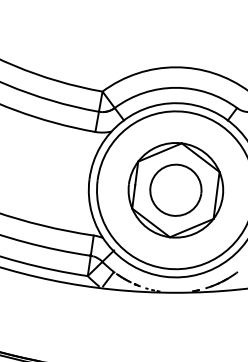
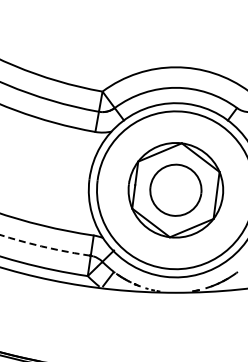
arc: solid -> dashed (44, 247)
